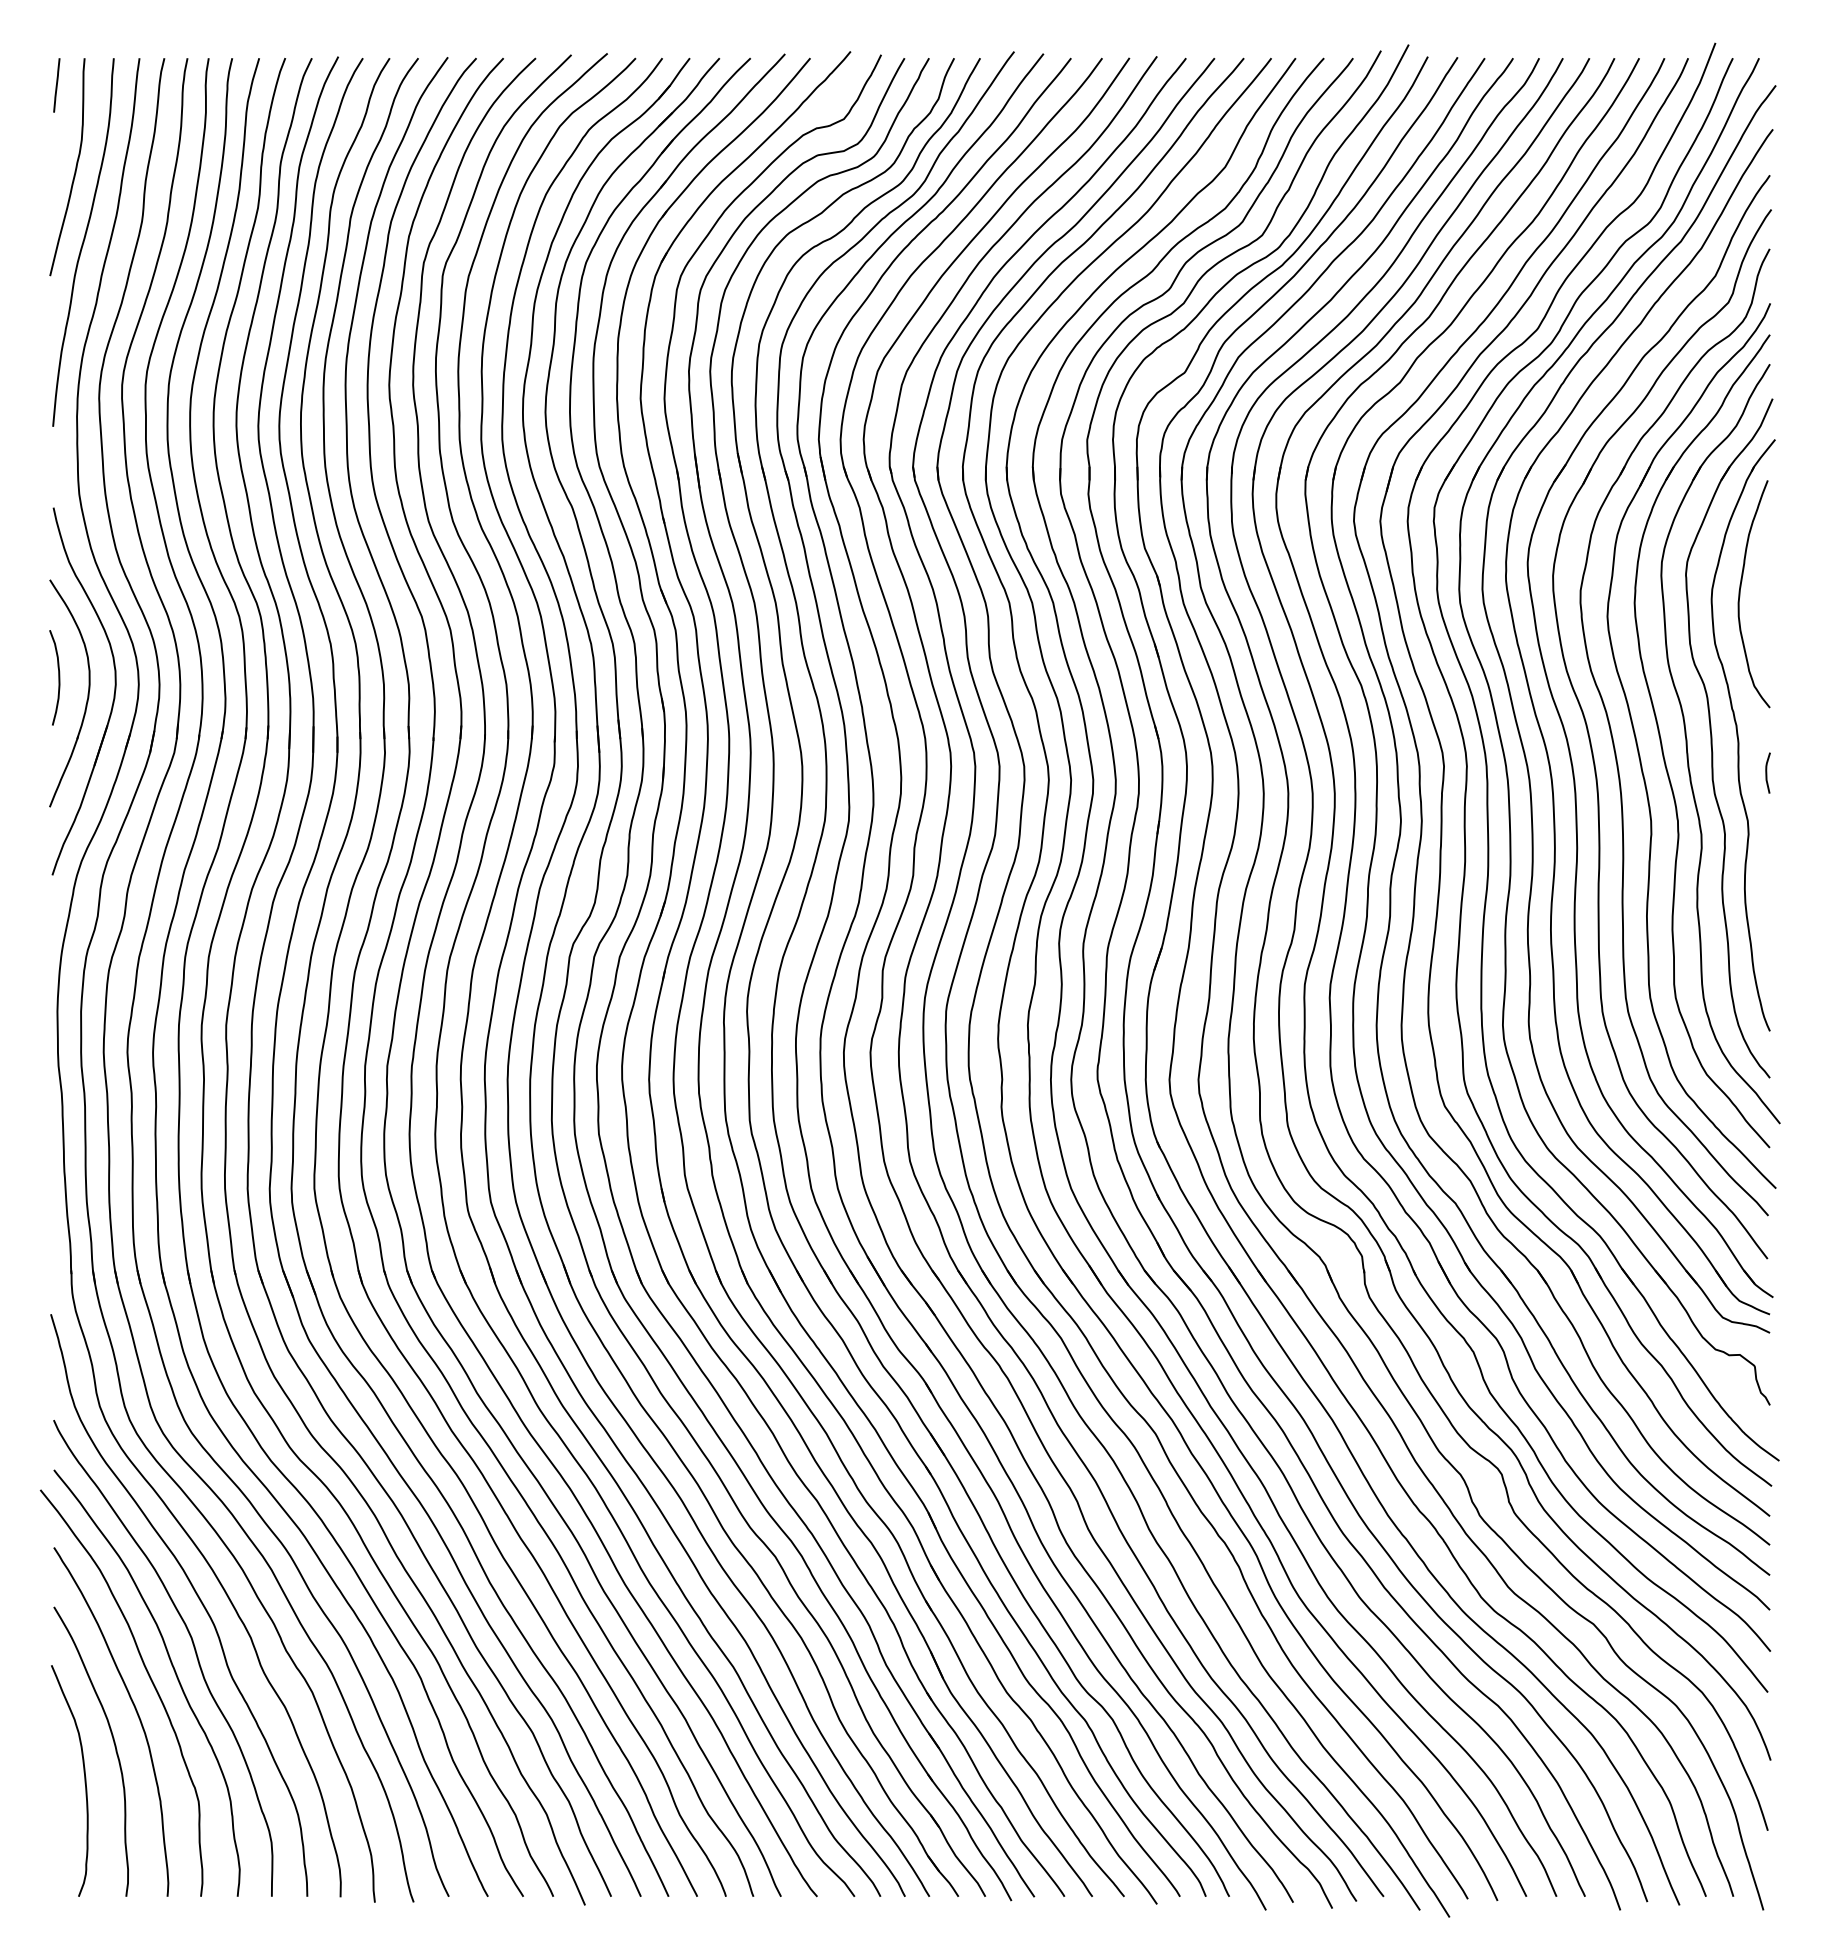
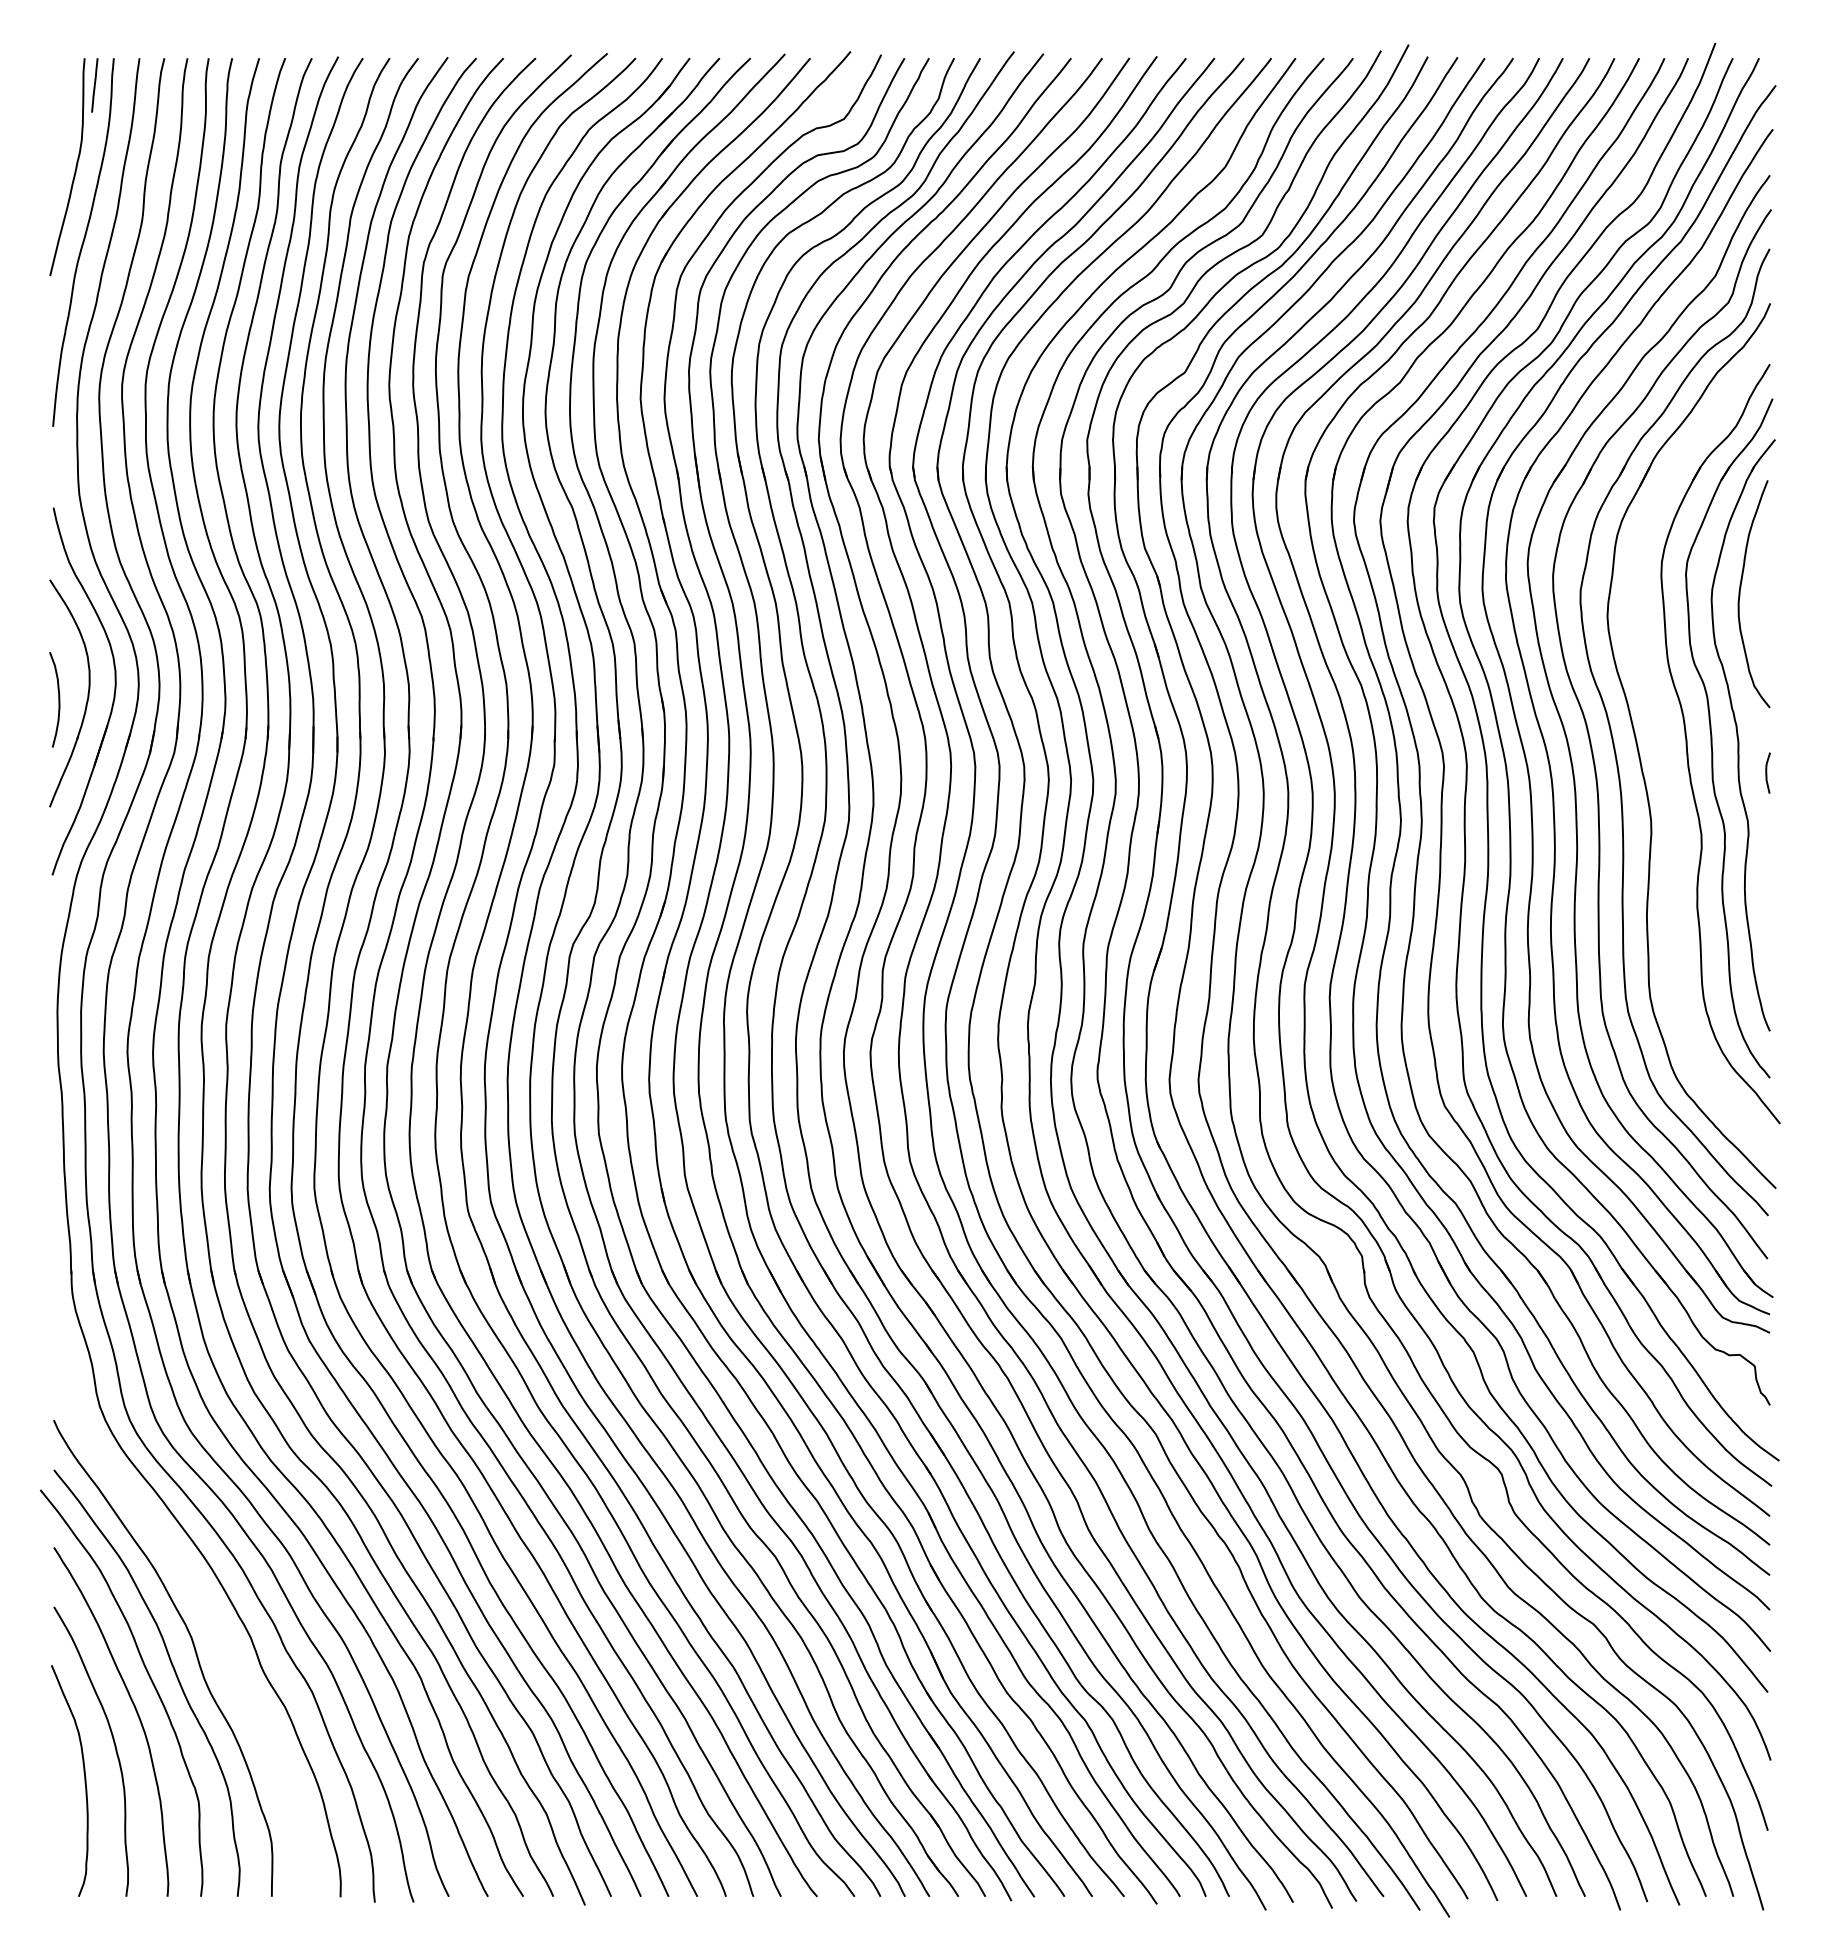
line position: (56, 85) -> (94, 85) (94, 85)
curve position: (58, 677) -> (58, 699) (58, 699)
part: present -> none (1663, 749)
curve: present -> none (197, 1597)
